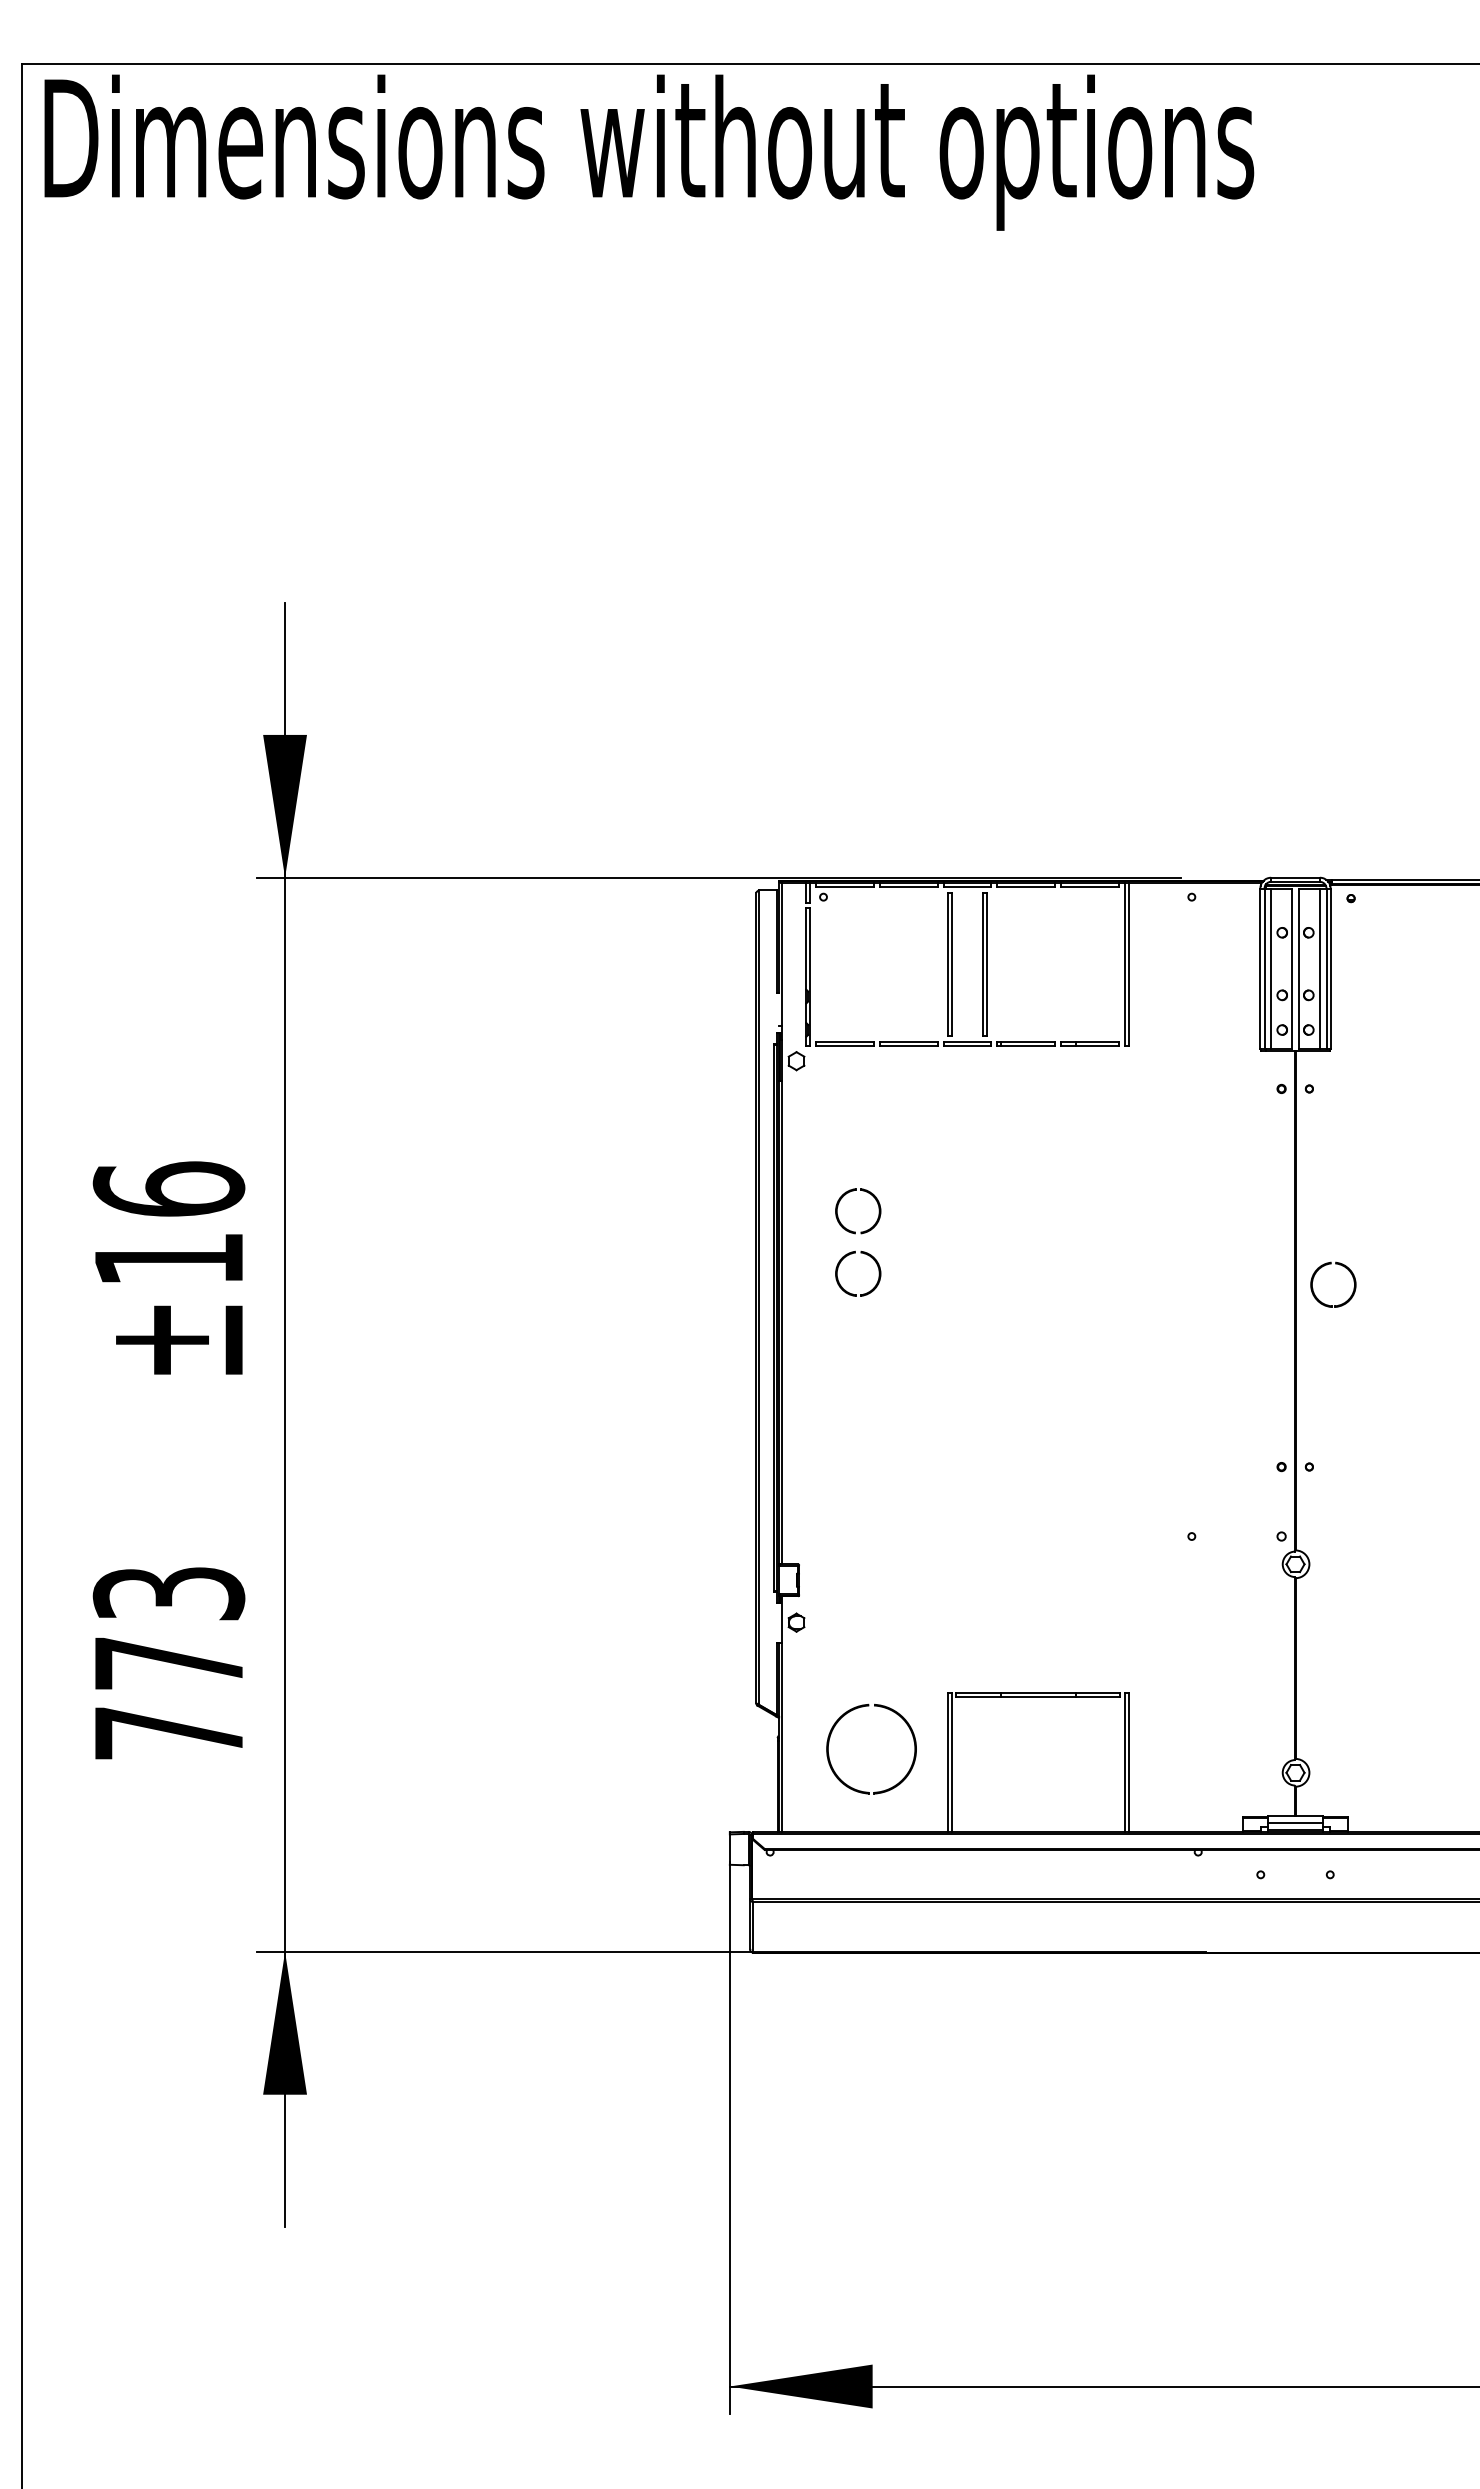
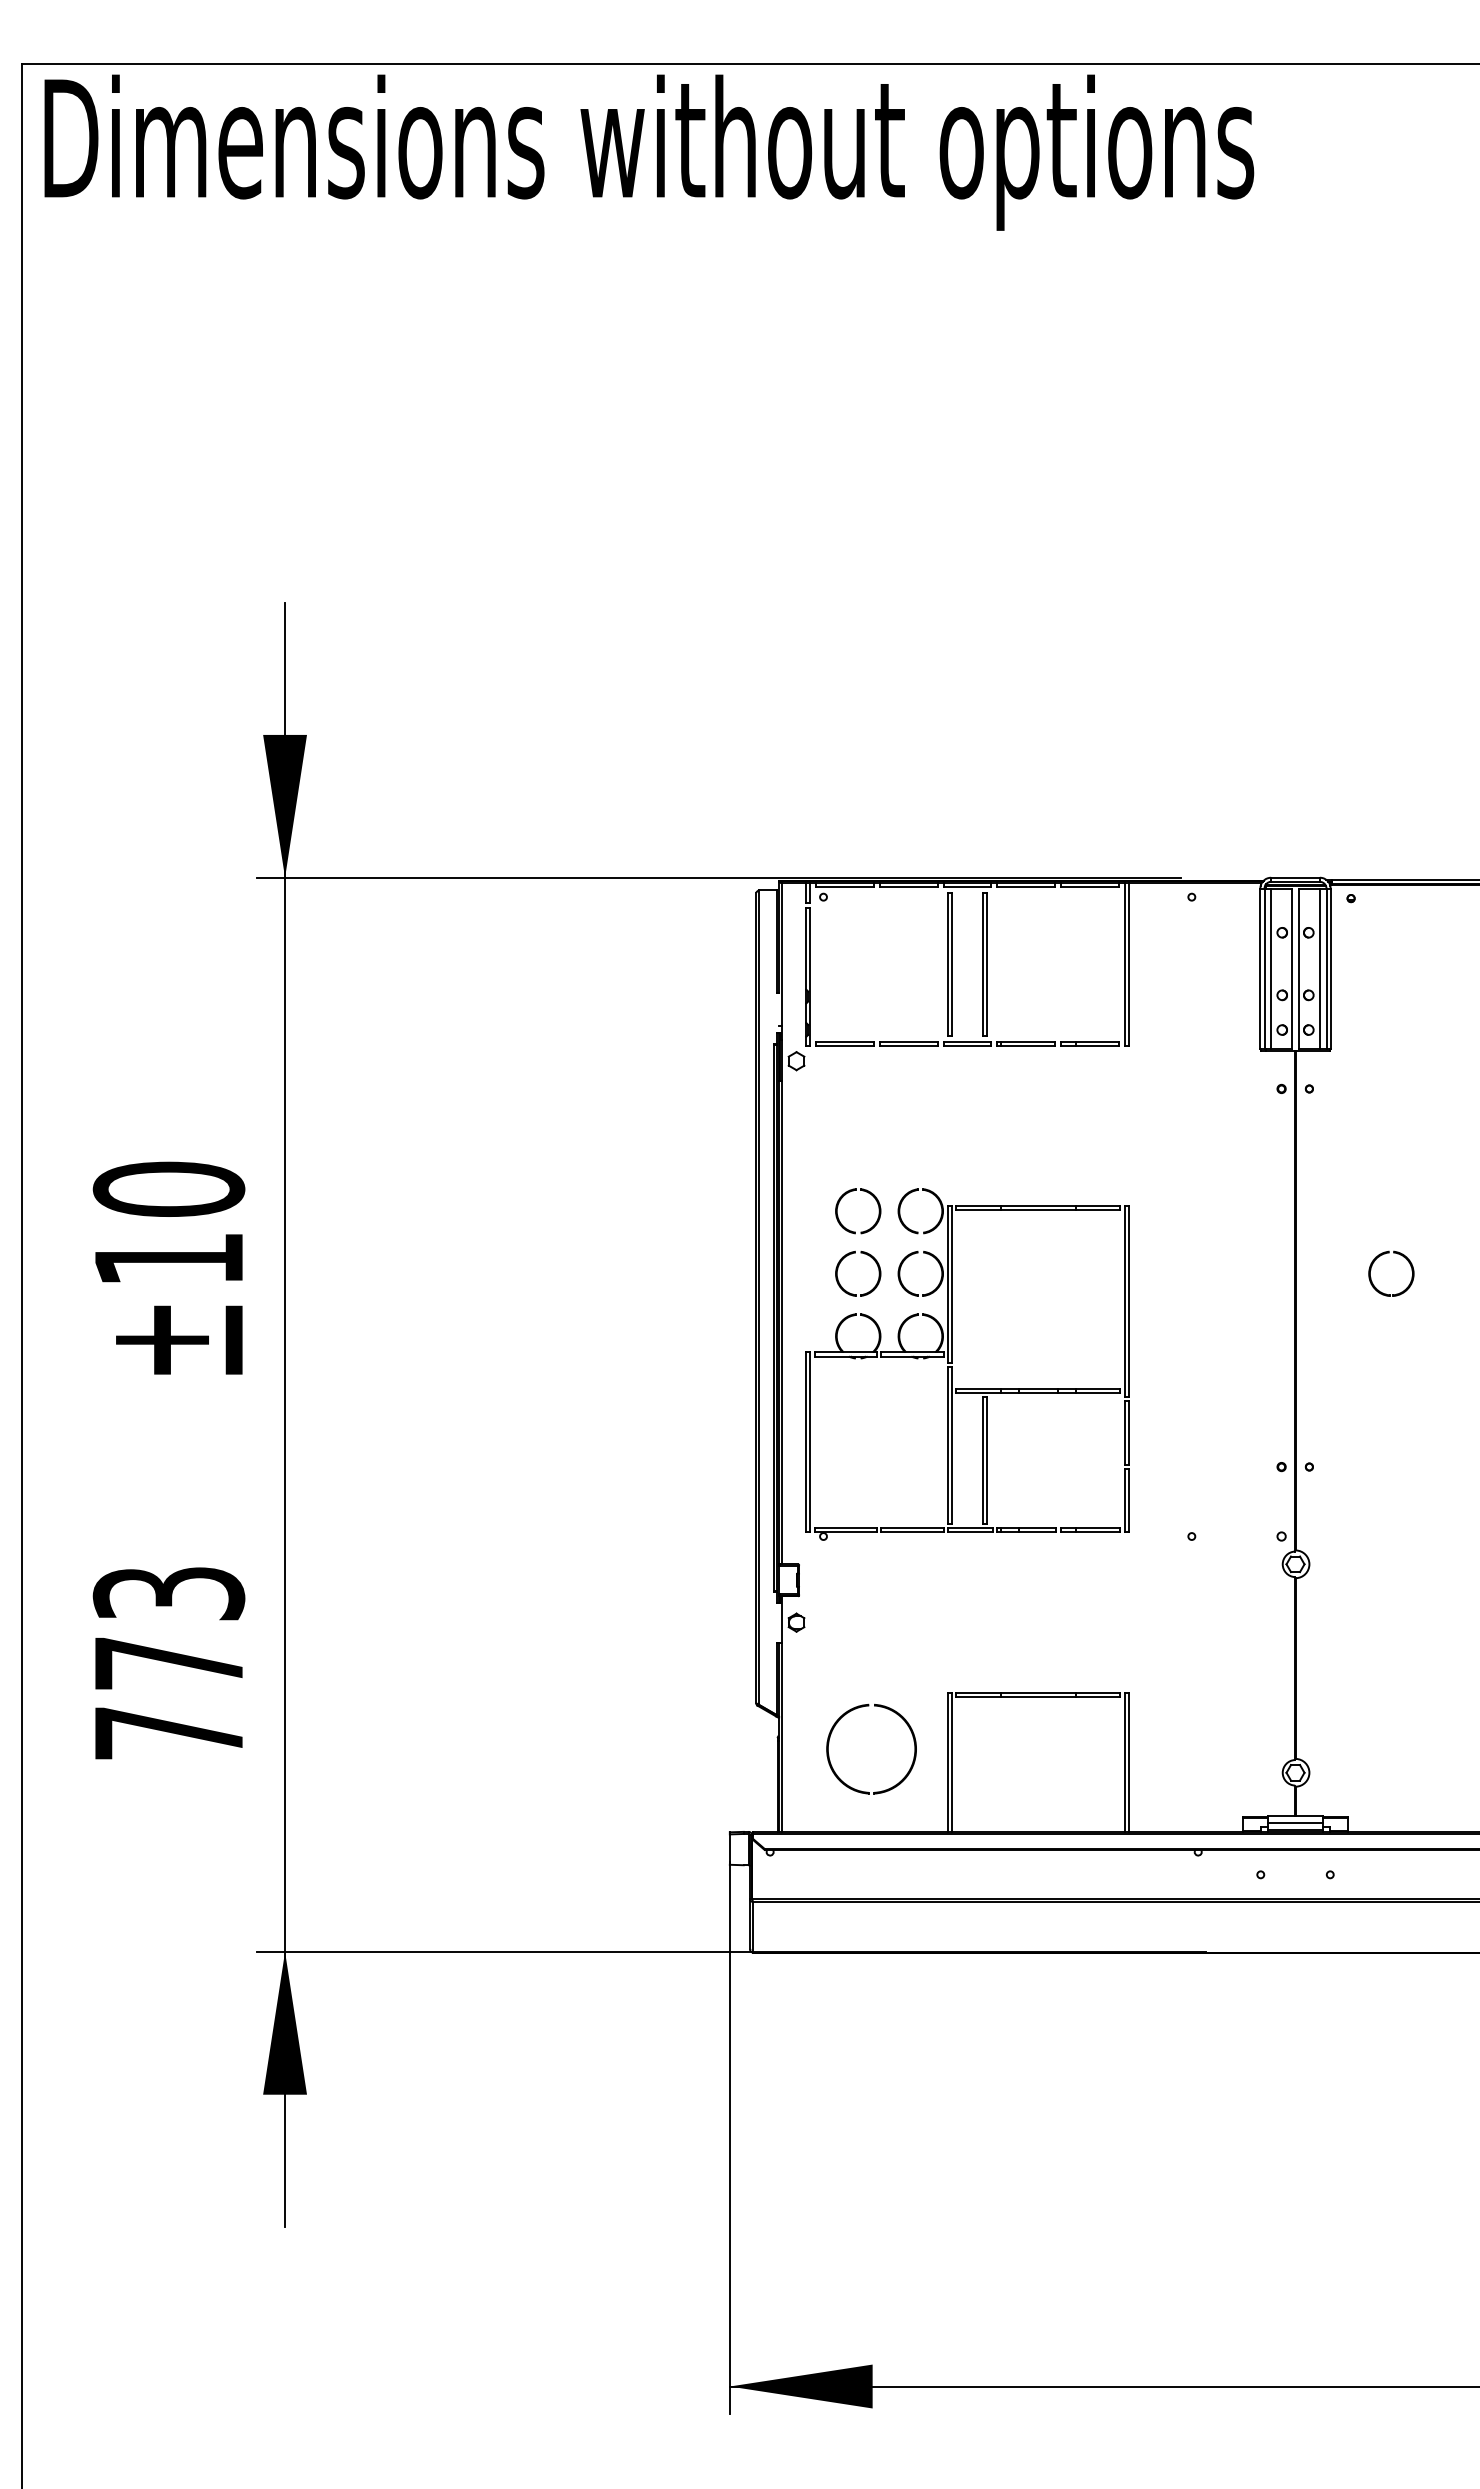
text: ±16 -> ±10 (168, 1188)
part position: (1327, 1265) -> (1385, 1254) (1385, 1254)
part: none -> present (952, 1363)
